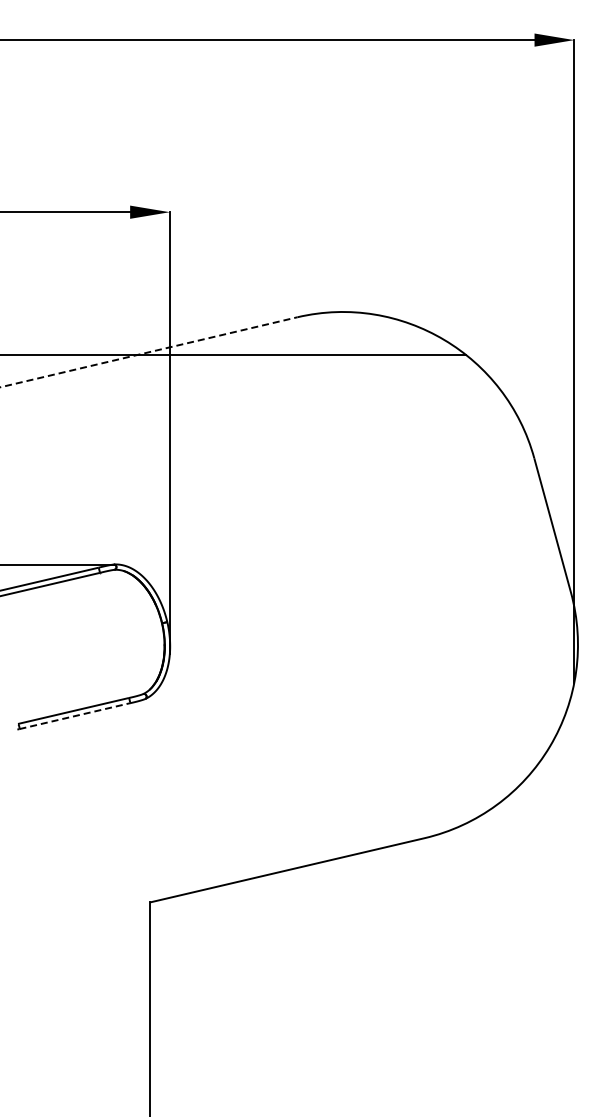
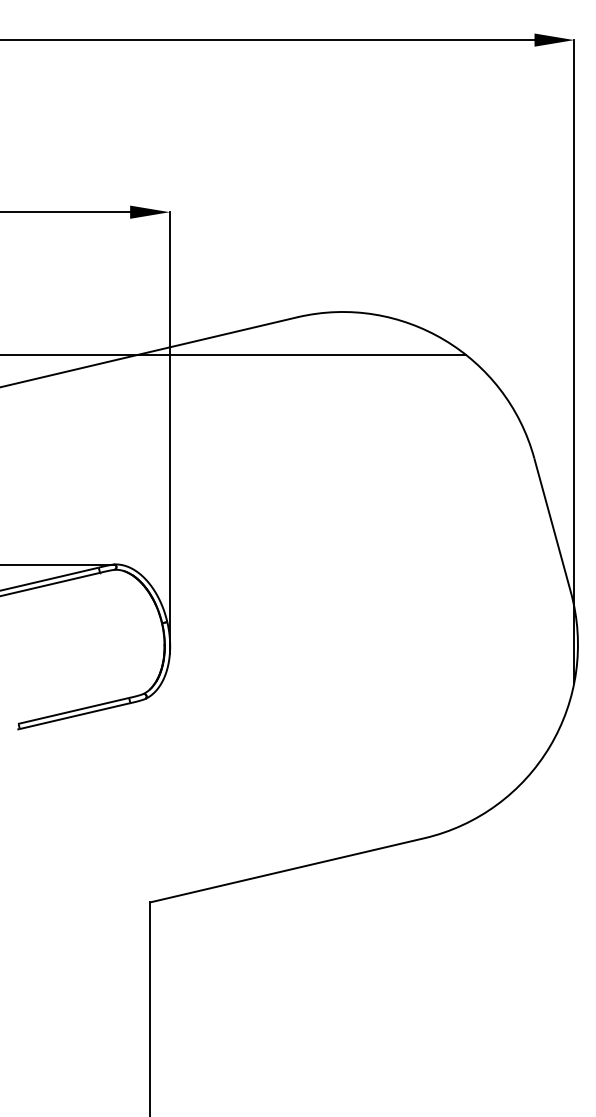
line: dashed -> solid (148, 352)
line: dashed -> solid (74, 716)
